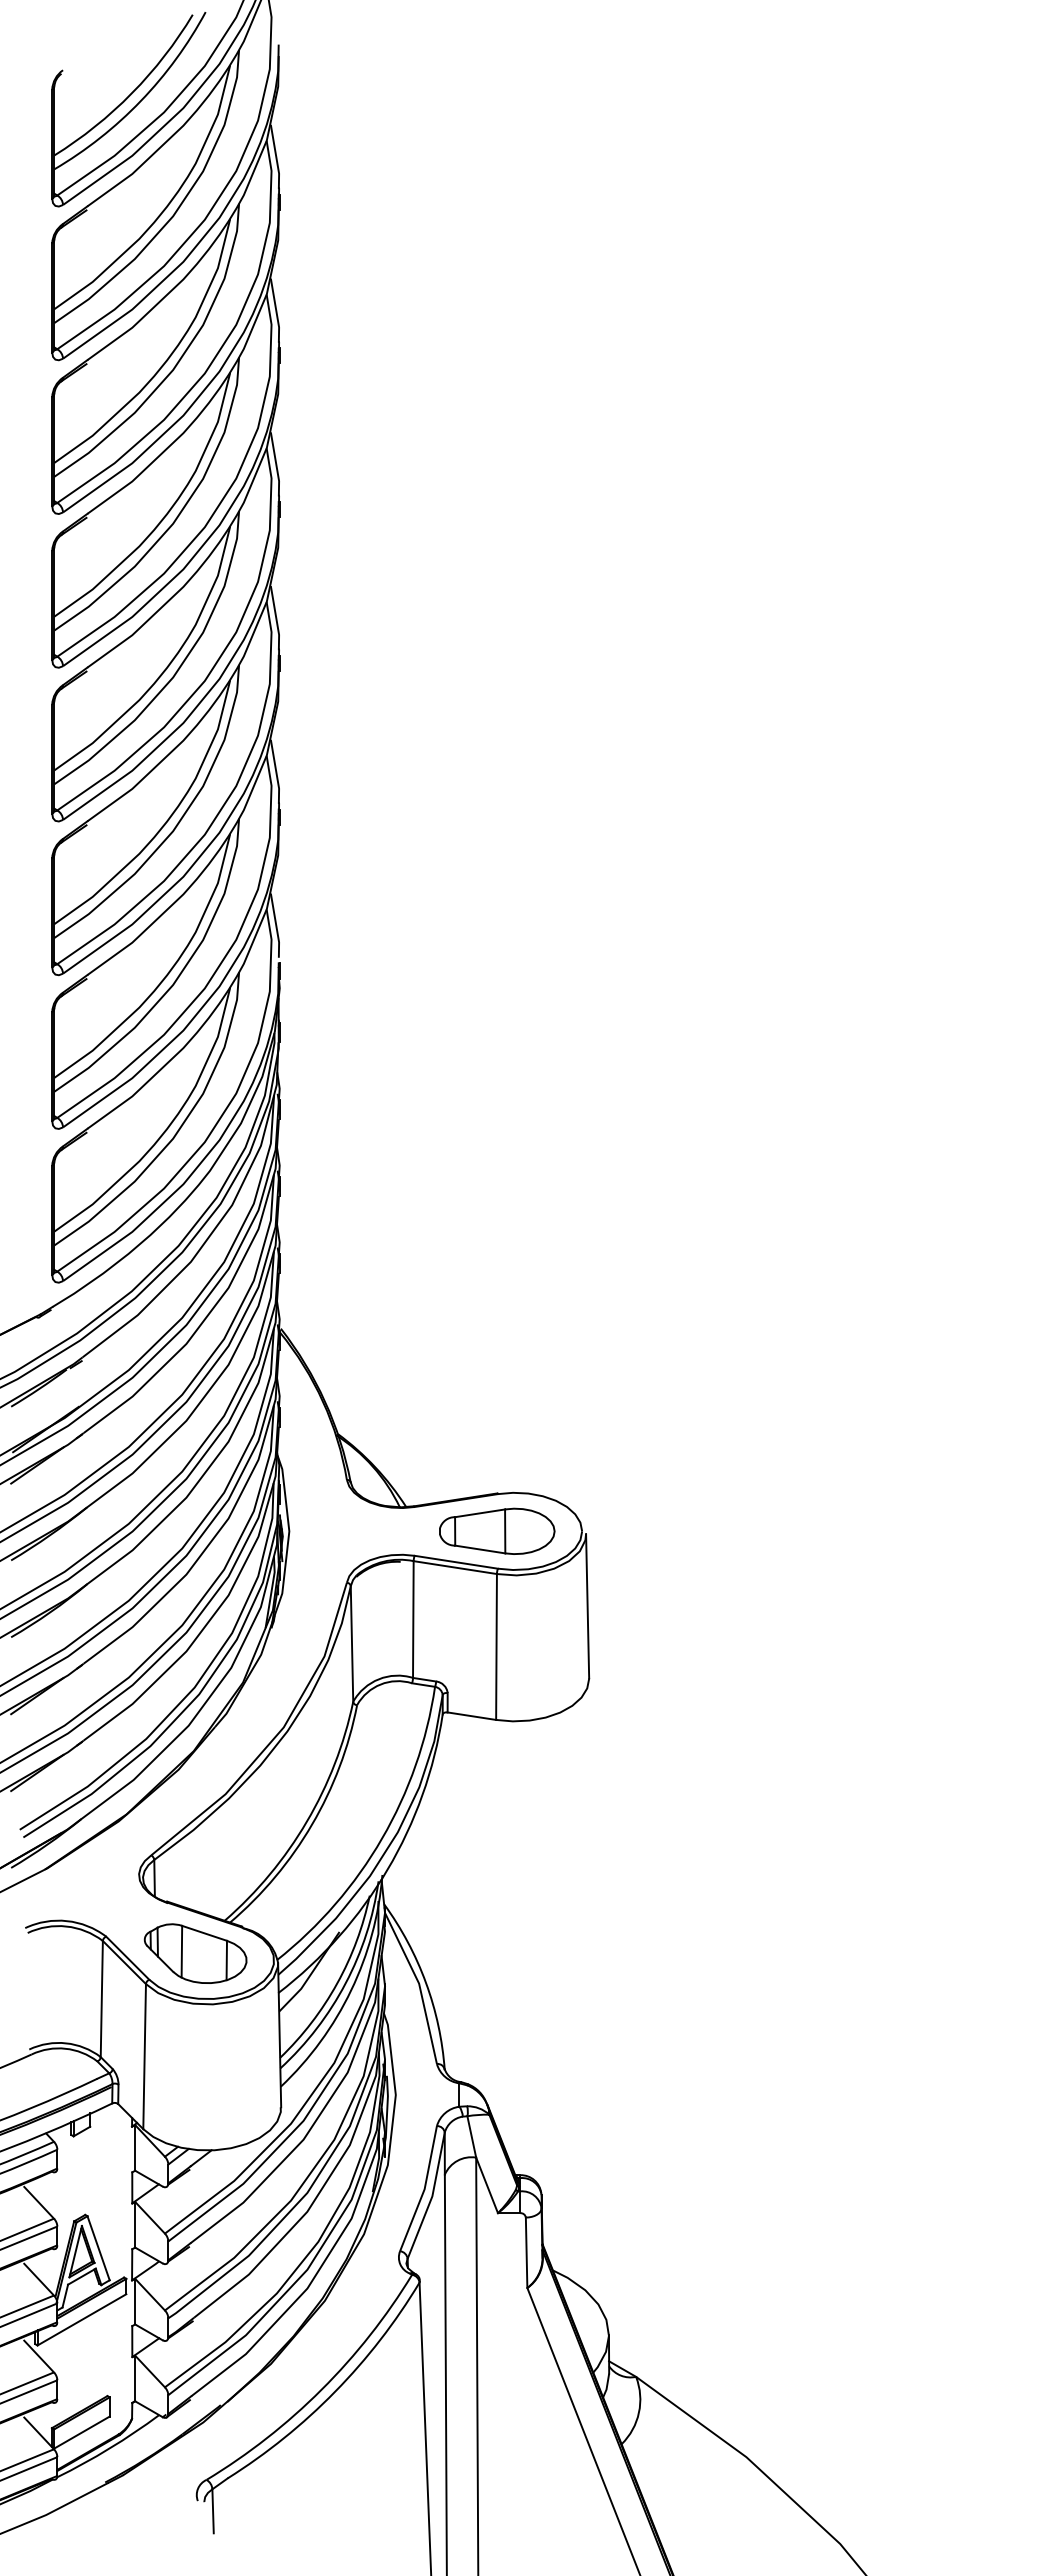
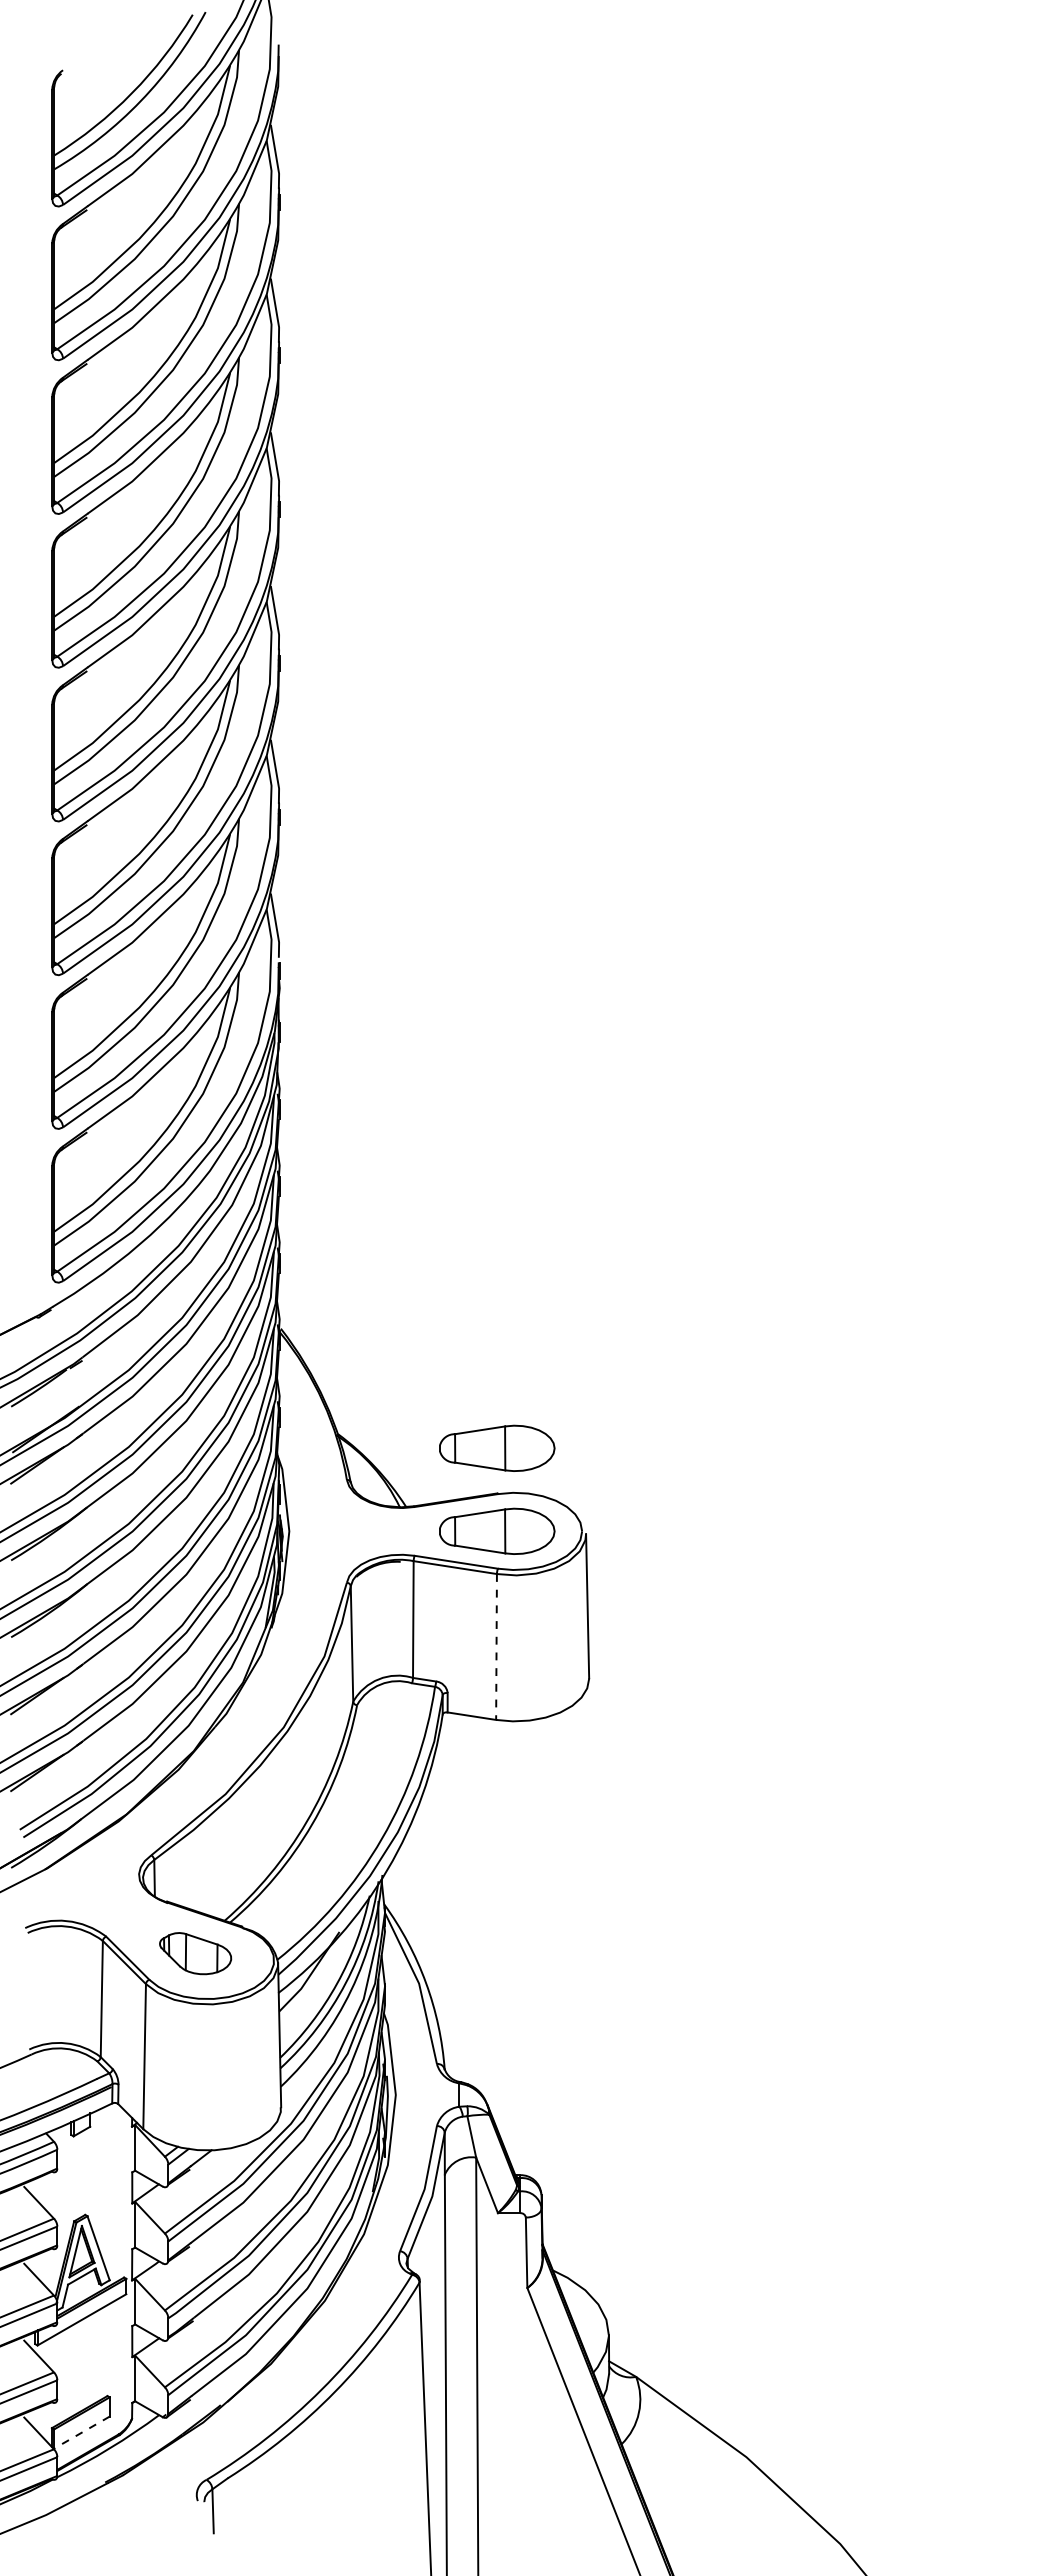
part: none -> present (497, 1447)
line: solid -> dashed (496, 1646)
part size: 105x61 px -> 74x44 px (195, 1953)
line: solid -> dashed (81, 2432)
